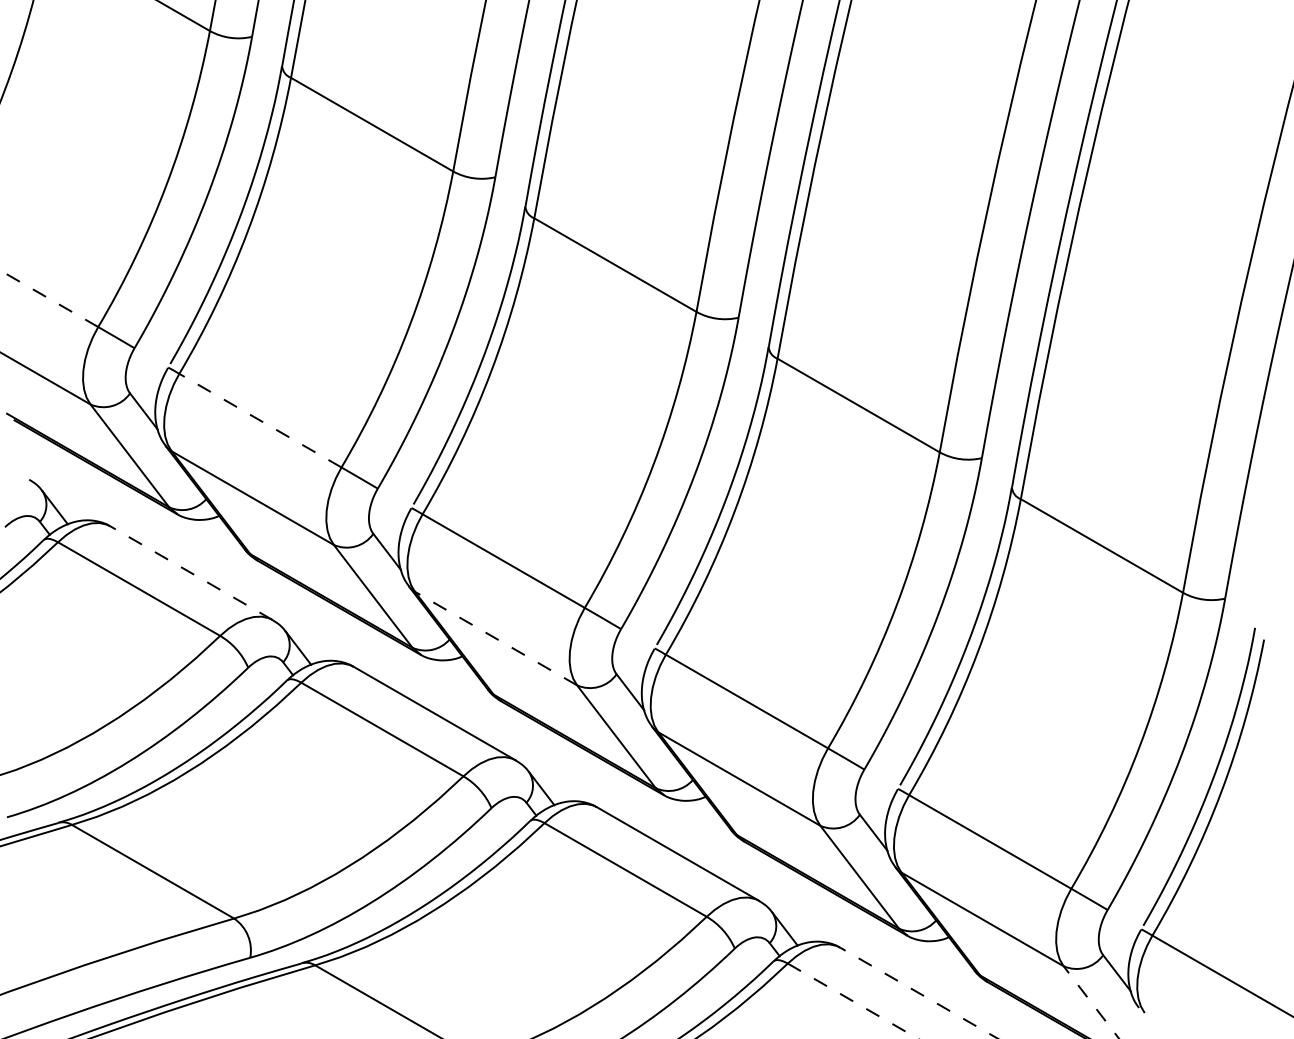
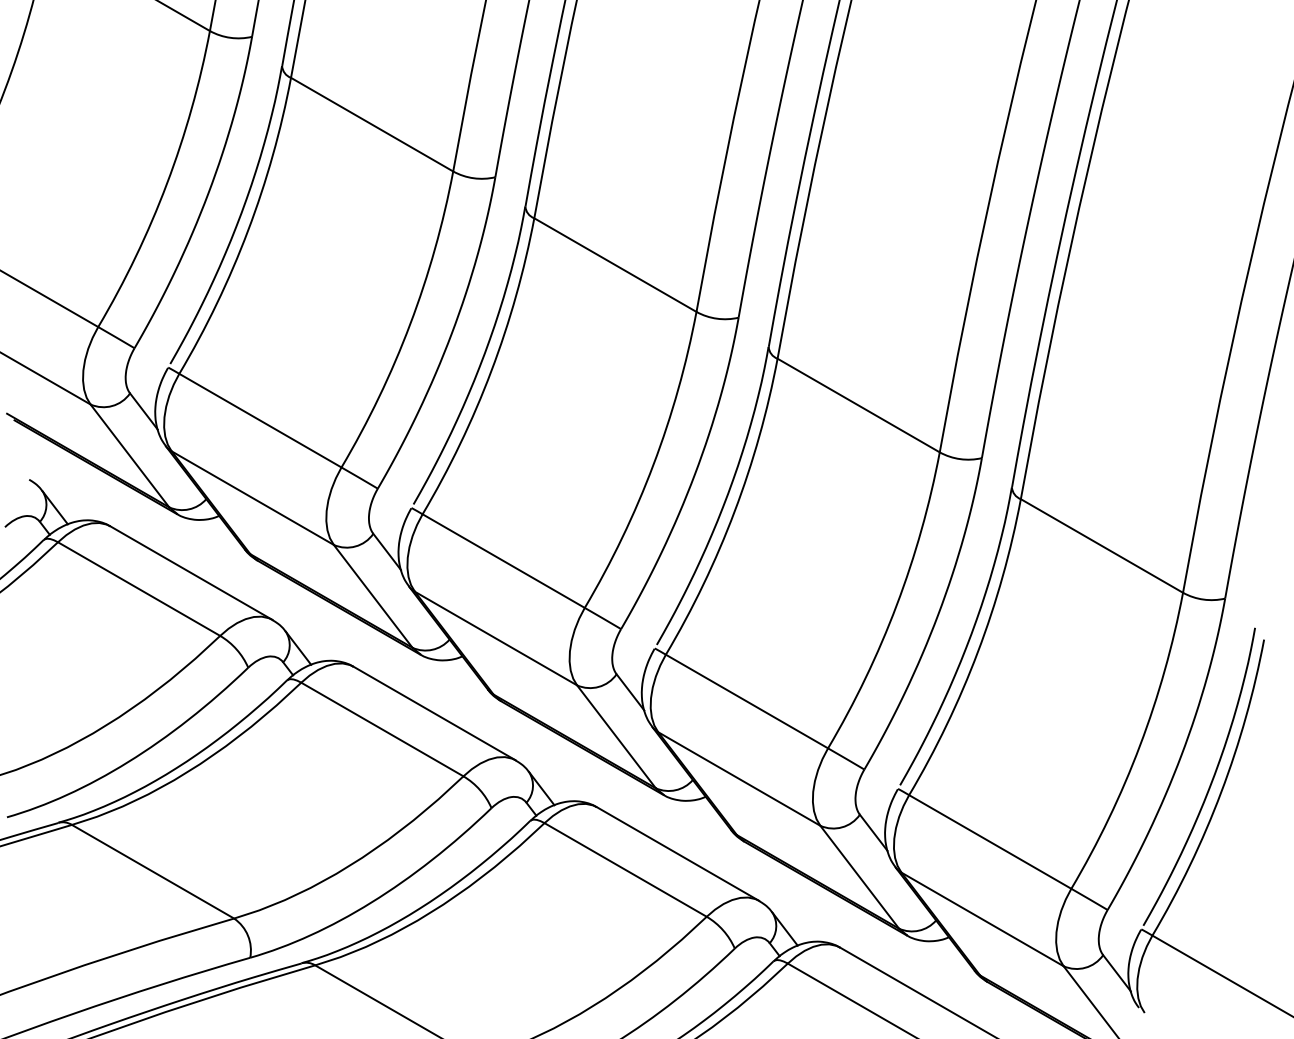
line: dashed -> solid (49, 298)
line: dashed -> solid (260, 420)
line: dashed -> solid (191, 573)
line: dashed -> solid (496, 638)
line: dashed -> solid (918, 992)
line: dashed -> solid (853, 1001)
line: dashed -> solid (1090, 1001)
